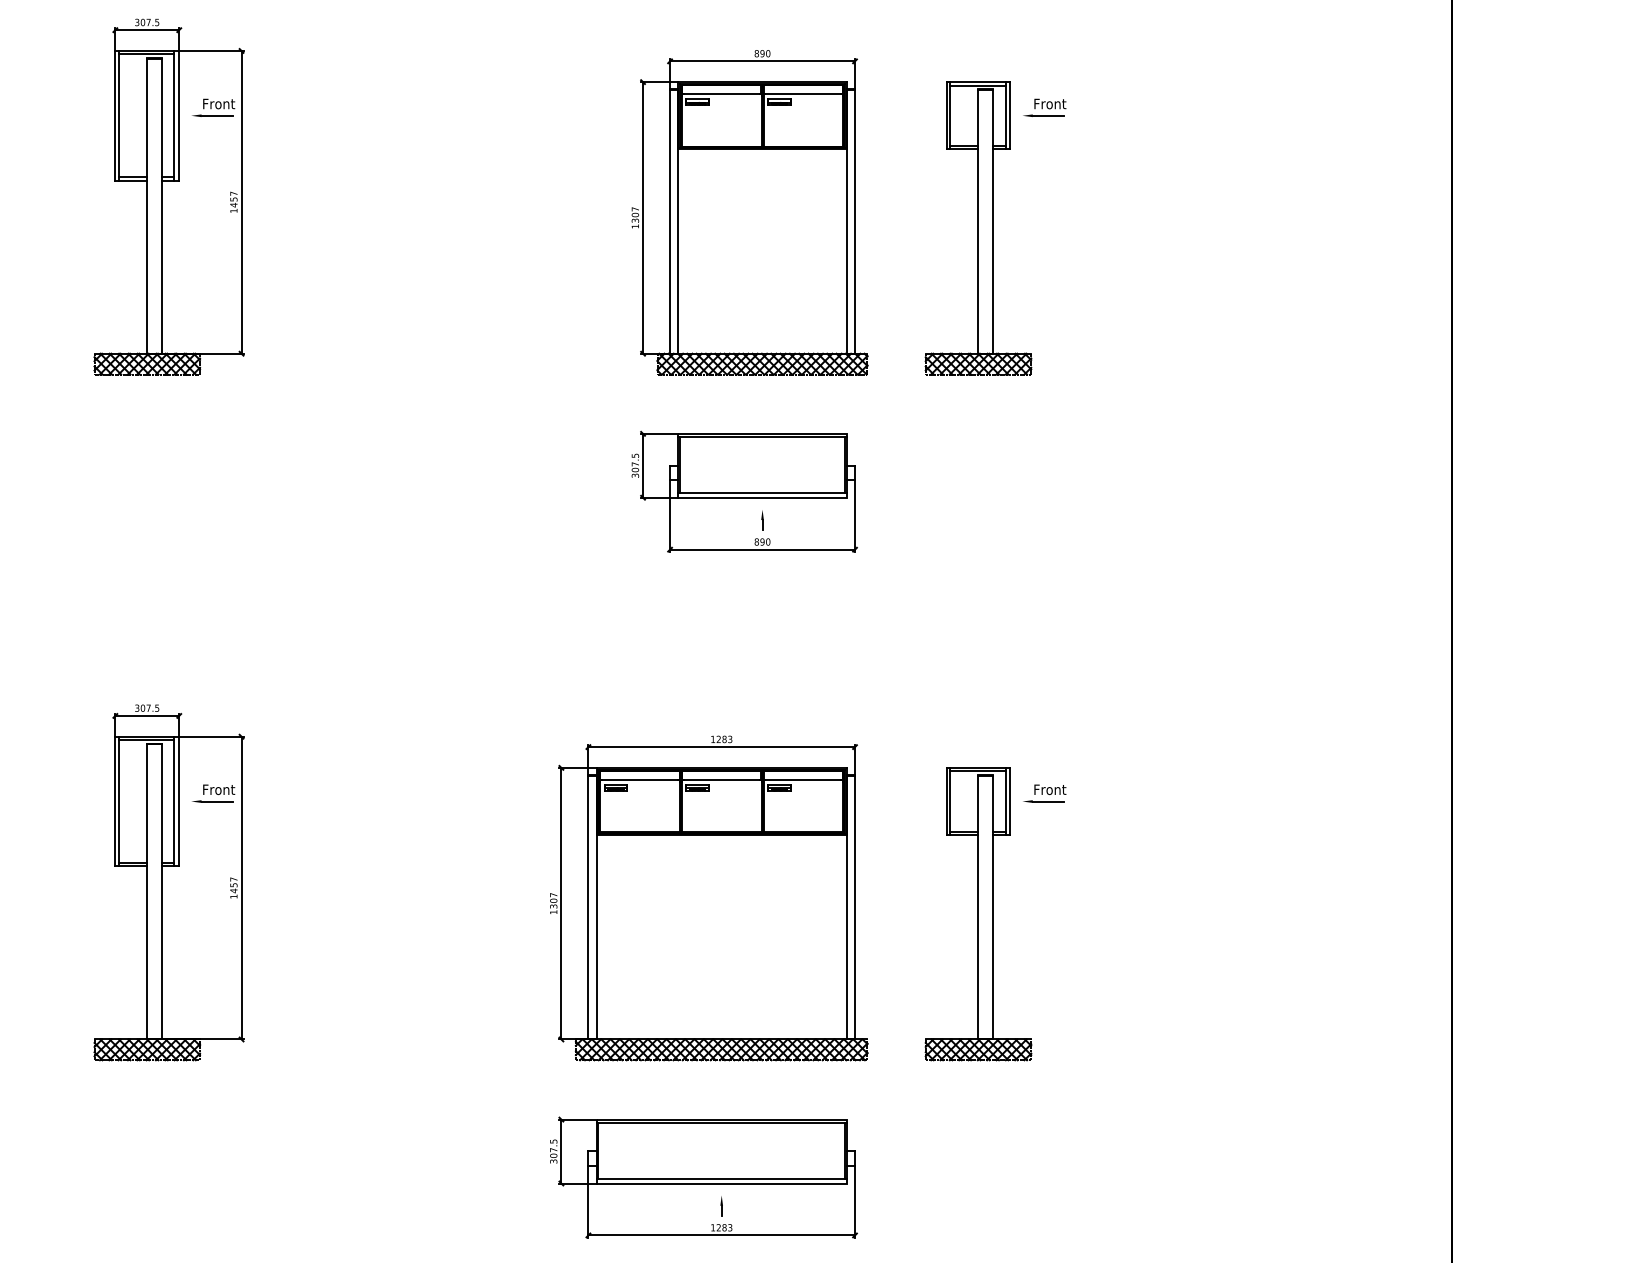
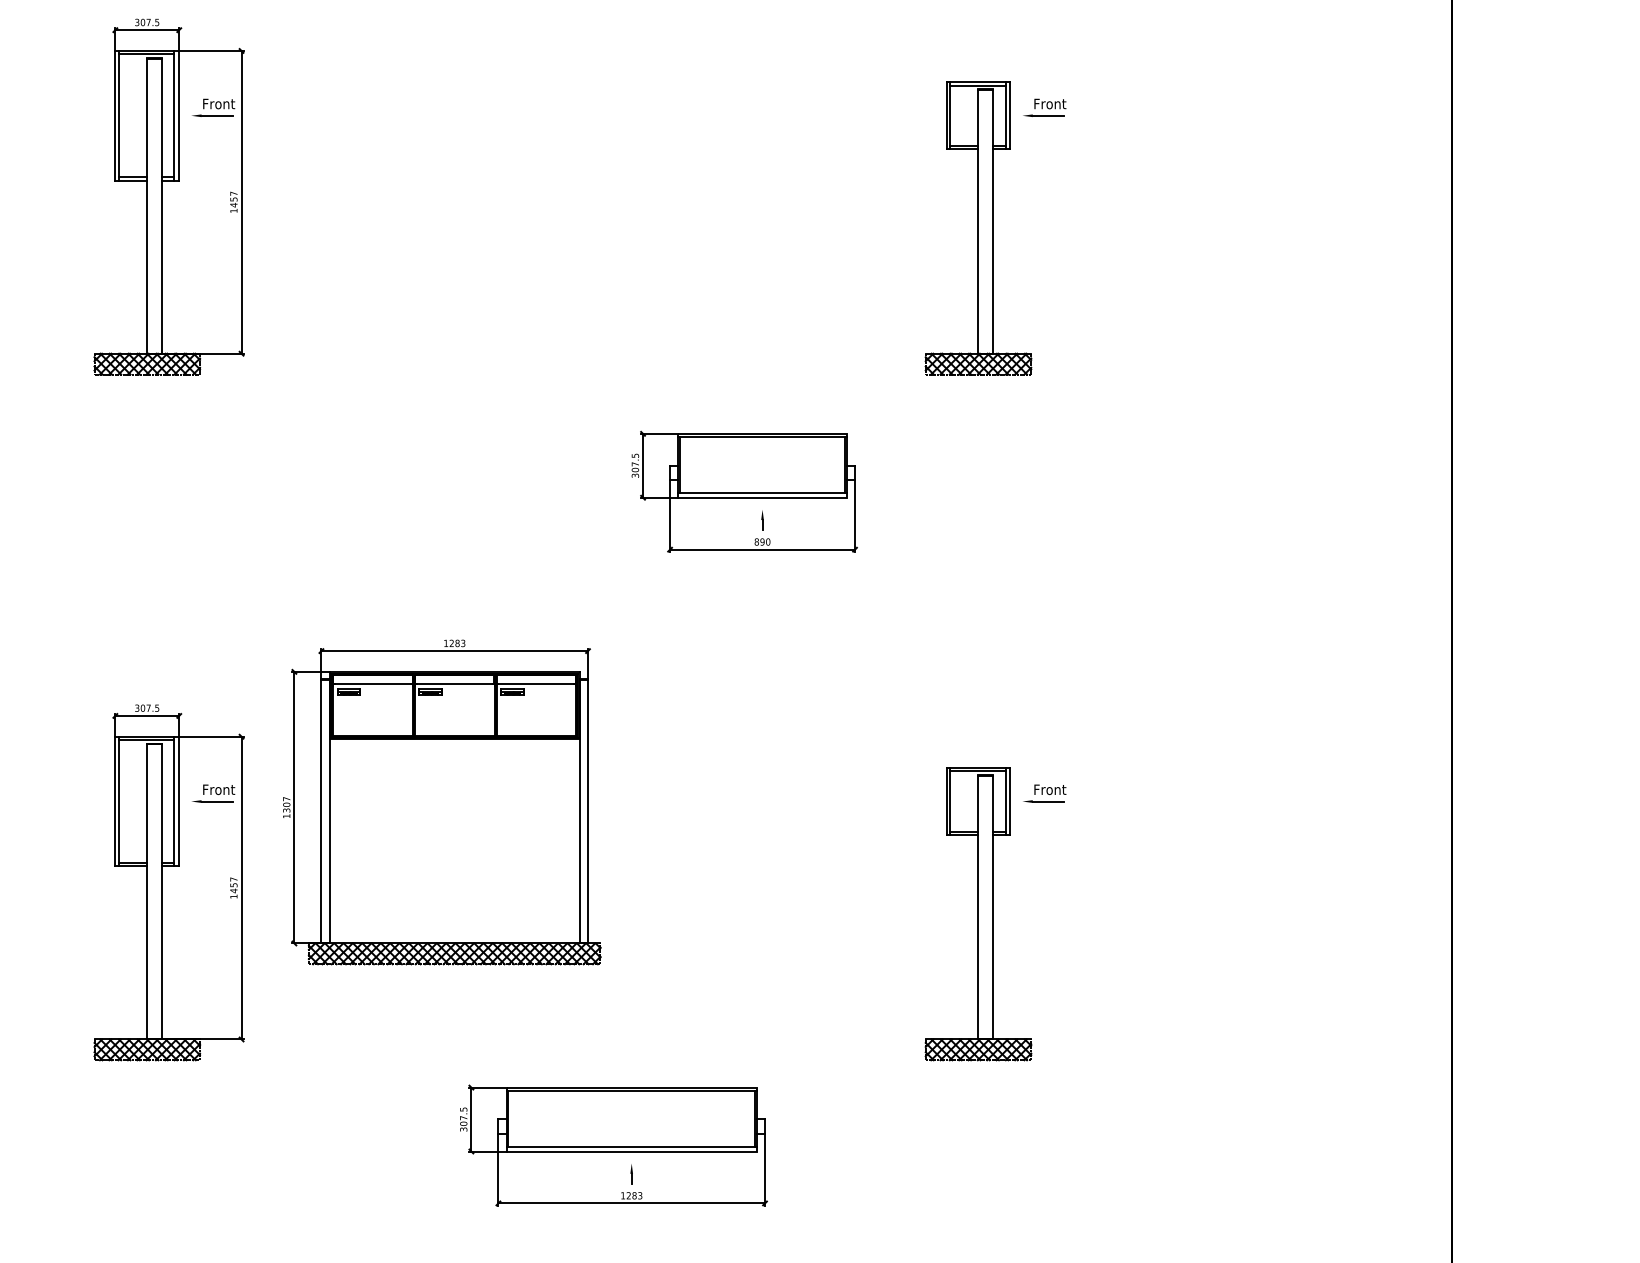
part: present -> none (749, 212)
part position: (709, 898) -> (442, 802) (442, 802)
part position: (703, 1177) -> (613, 1145) (613, 1145)
